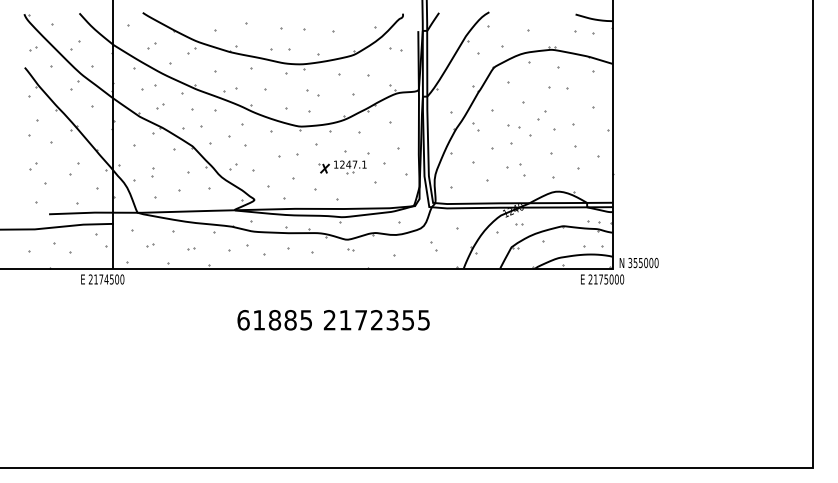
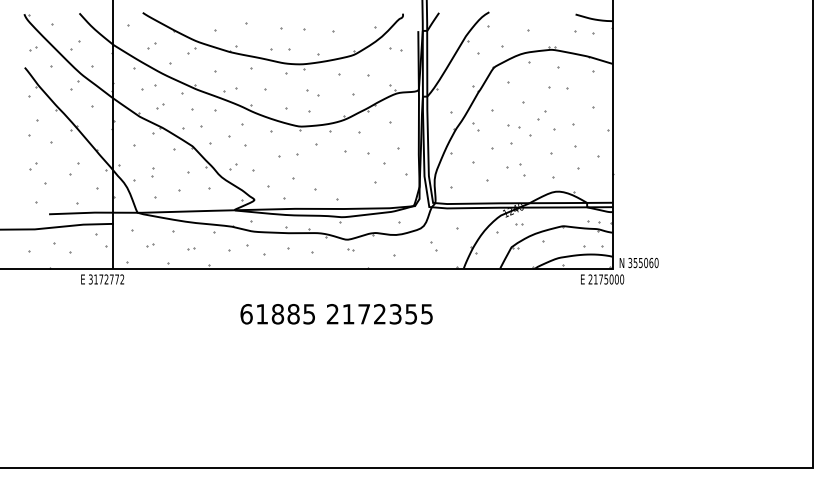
part: present -> none (342, 167)
text: 355000 -> 355060 (651, 262)
text: 2174500 -> 3172772 (106, 279)
text position: (333, 320) -> (336, 314) (336, 314)
